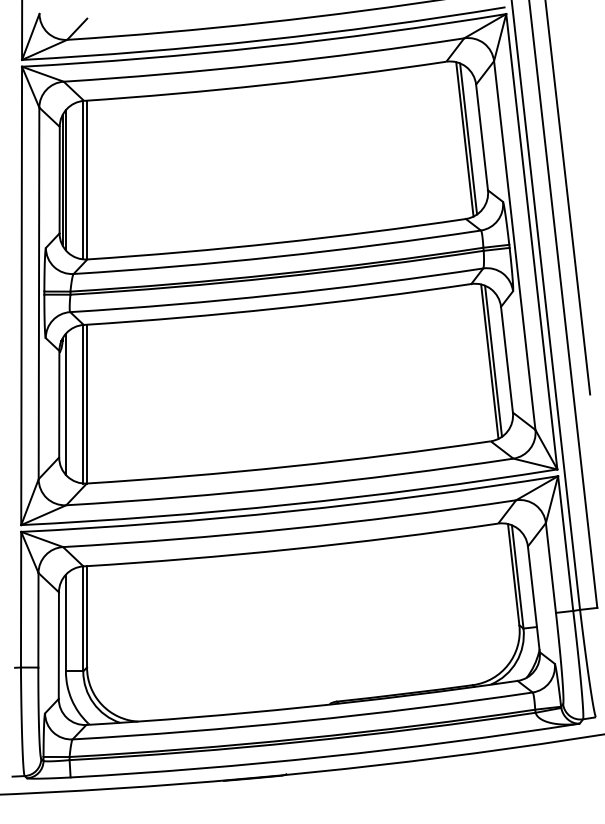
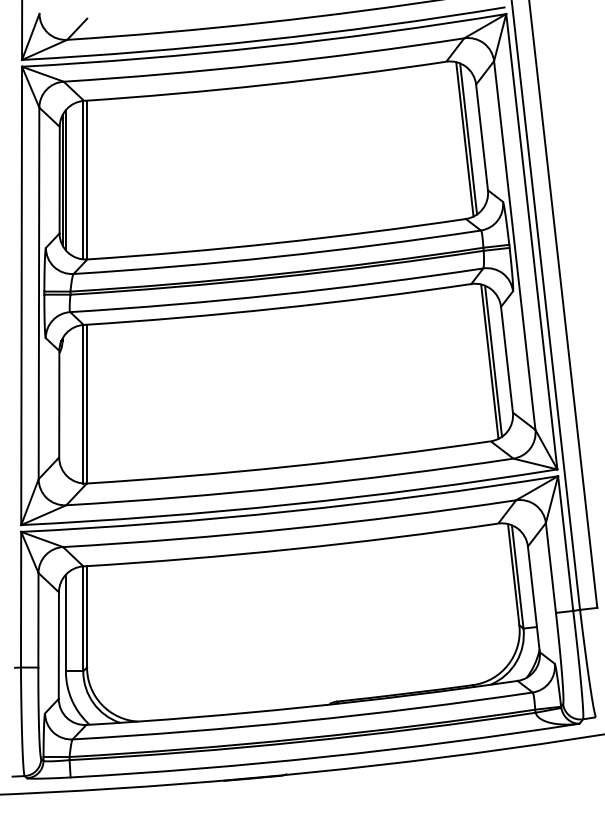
line: present -> none (567, 198)
line: present -> none (65, 403)
